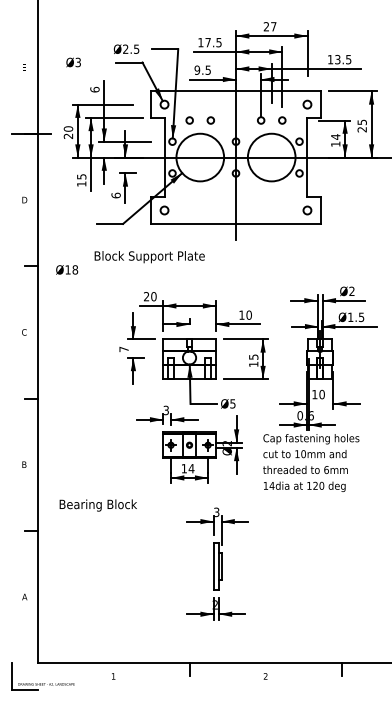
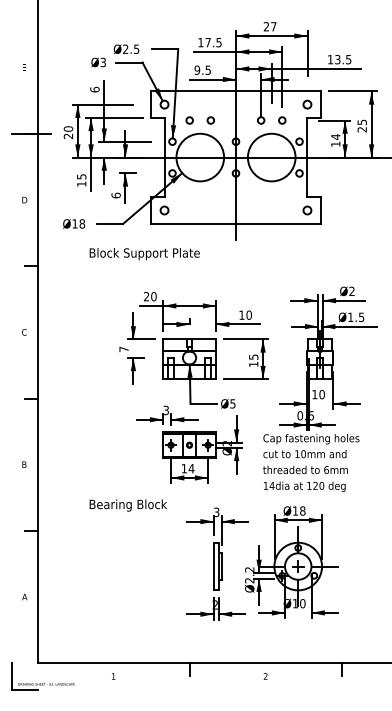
text position: (73, 62) -> (98, 62) (98, 62)
text position: (149, 257) -> (144, 254) (144, 254)
text position: (67, 269) -> (74, 223) (74, 223)
text position: (97, 505) -> (127, 505) (127, 505)
part: none -> present (291, 562)
